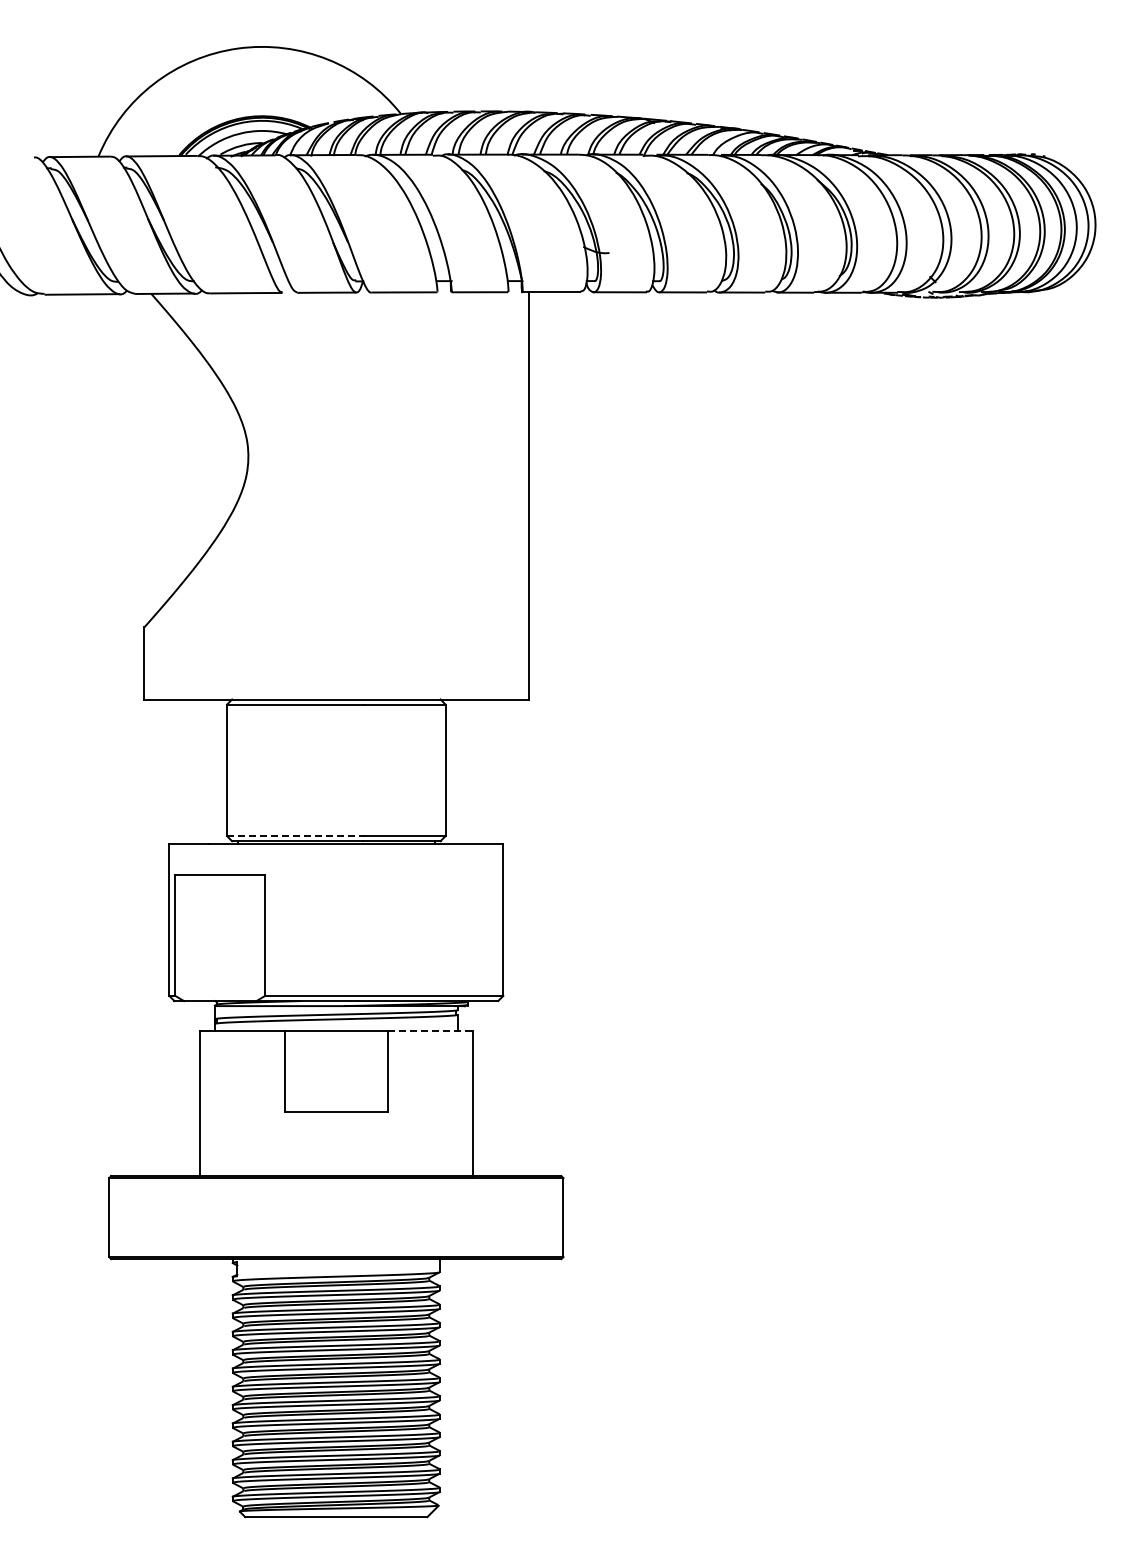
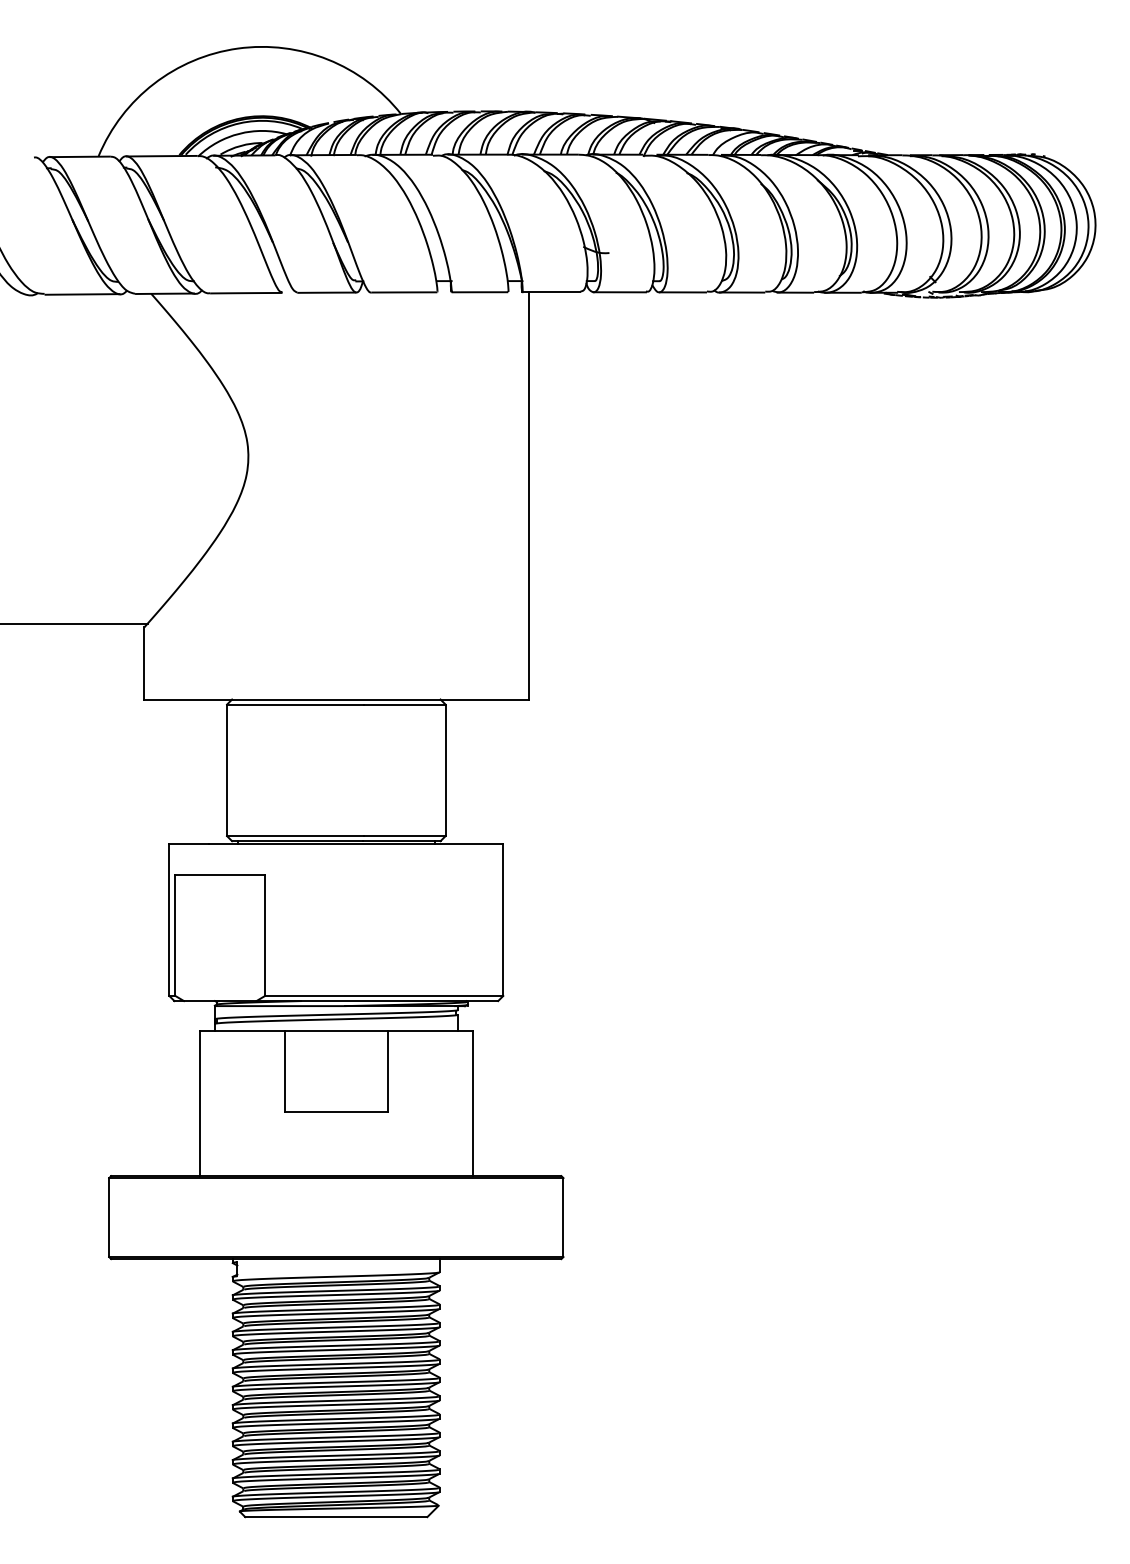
line: none -> present (74, 623)
line: dashed -> solid (295, 836)
line: dashed -> solid (430, 1031)
